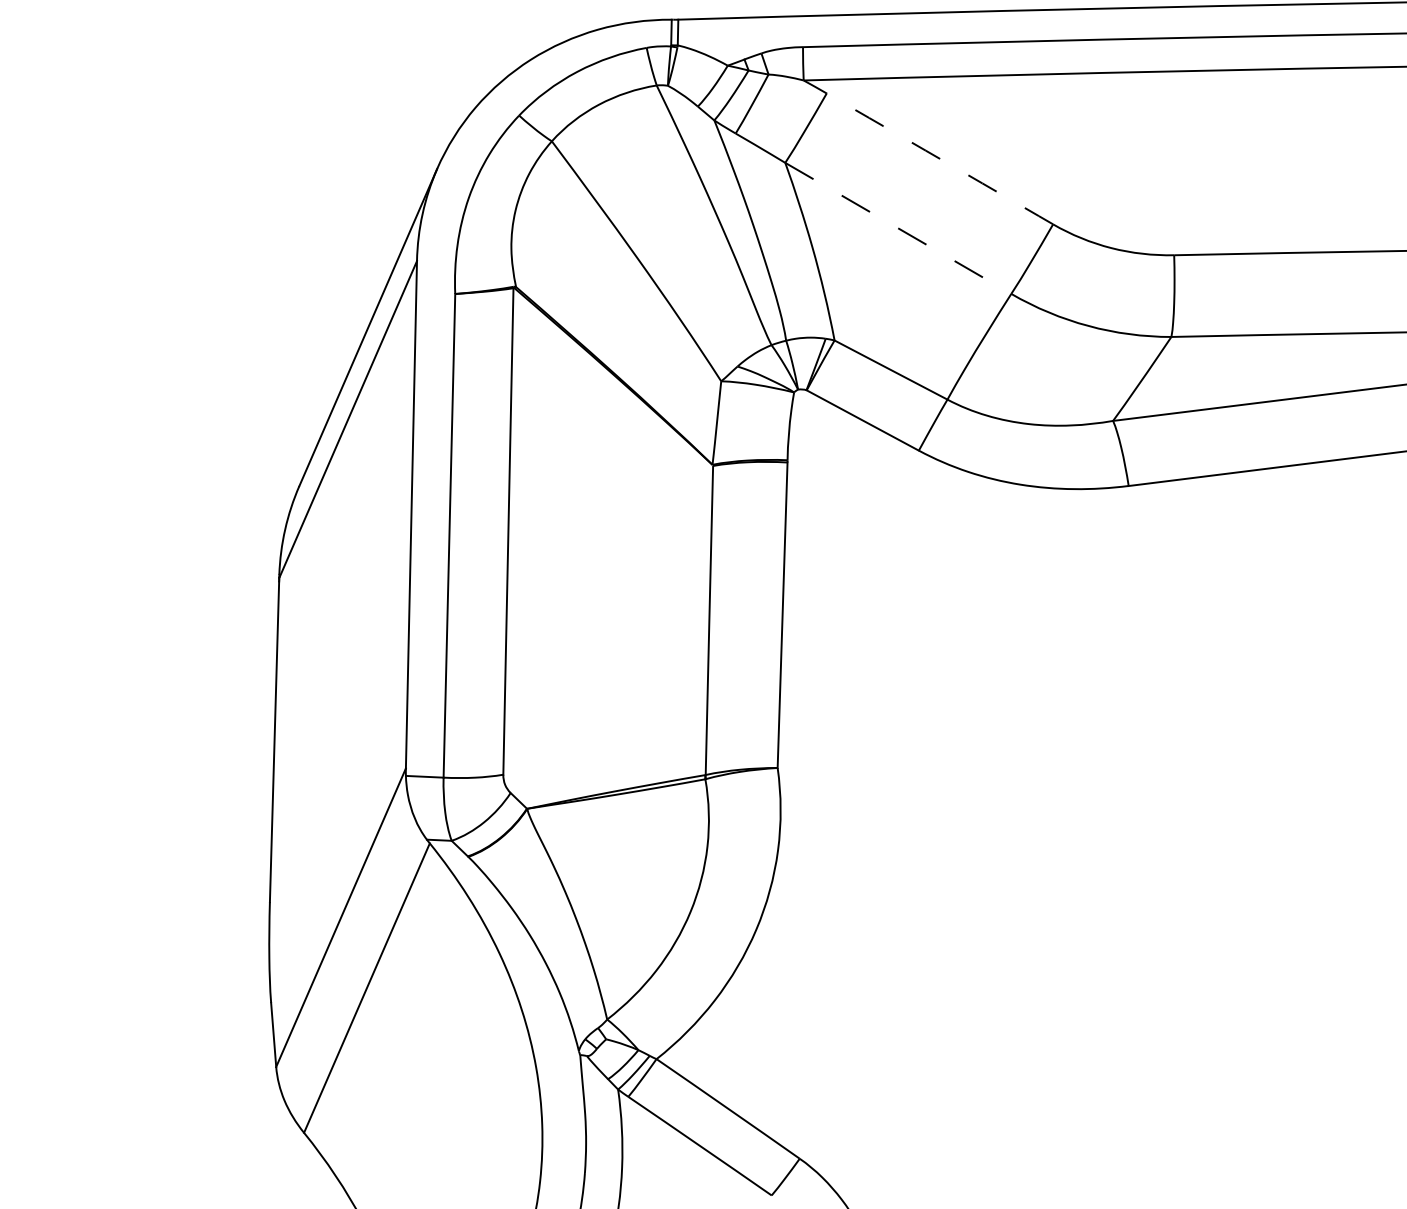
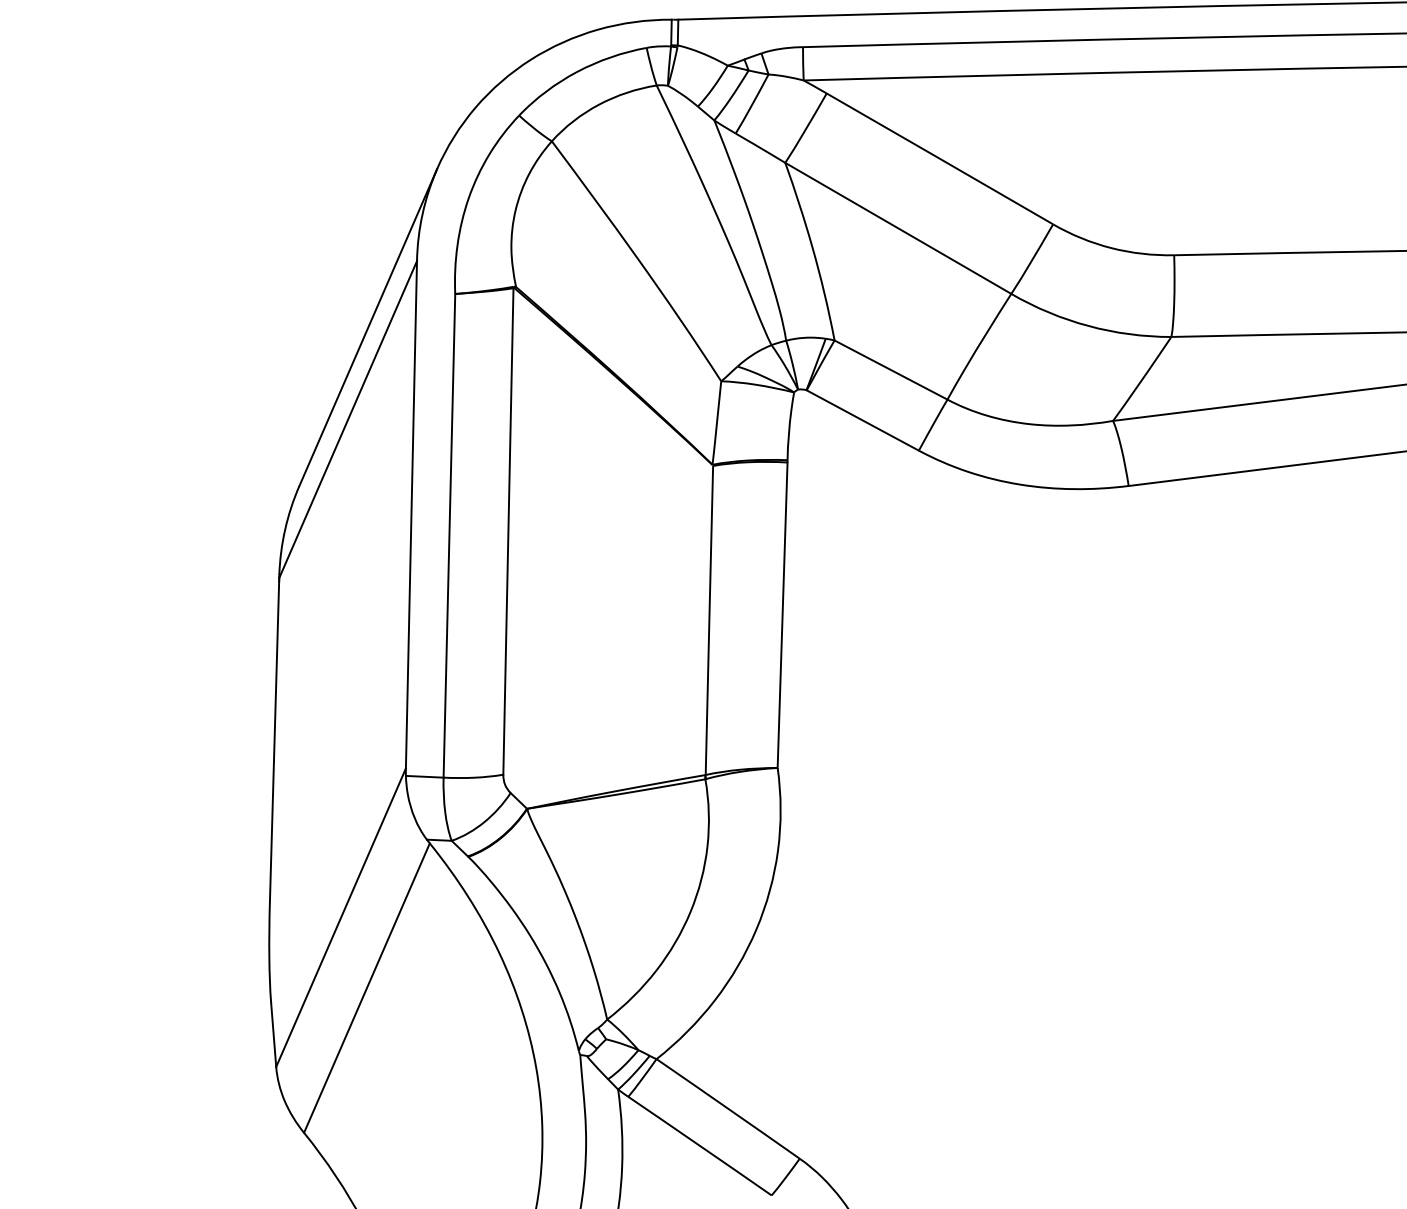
arc: dashed -> solid (939, 158)
line: dashed -> solid (898, 228)
